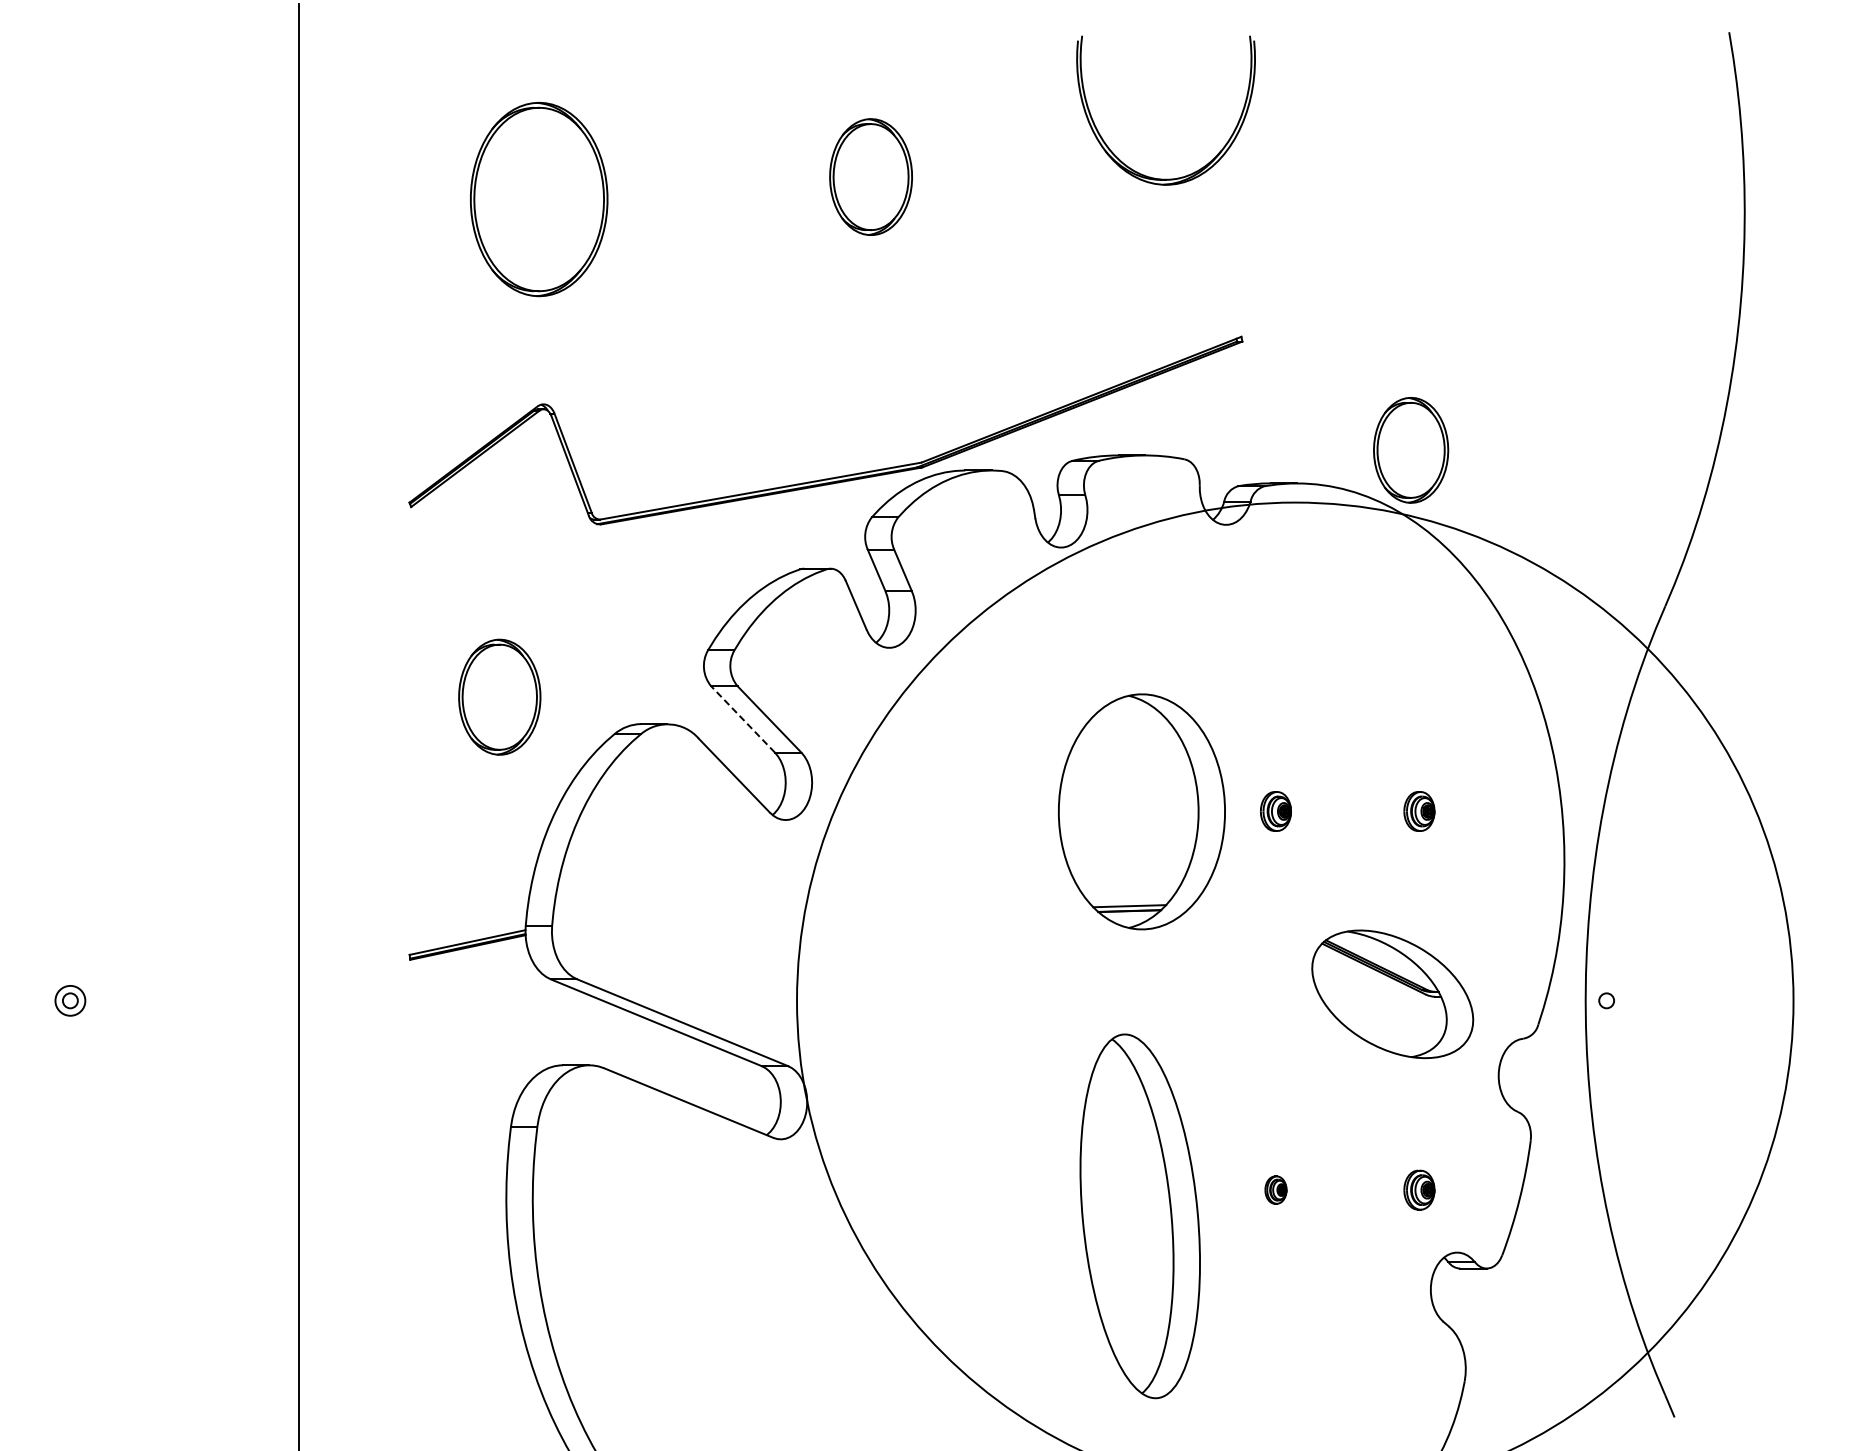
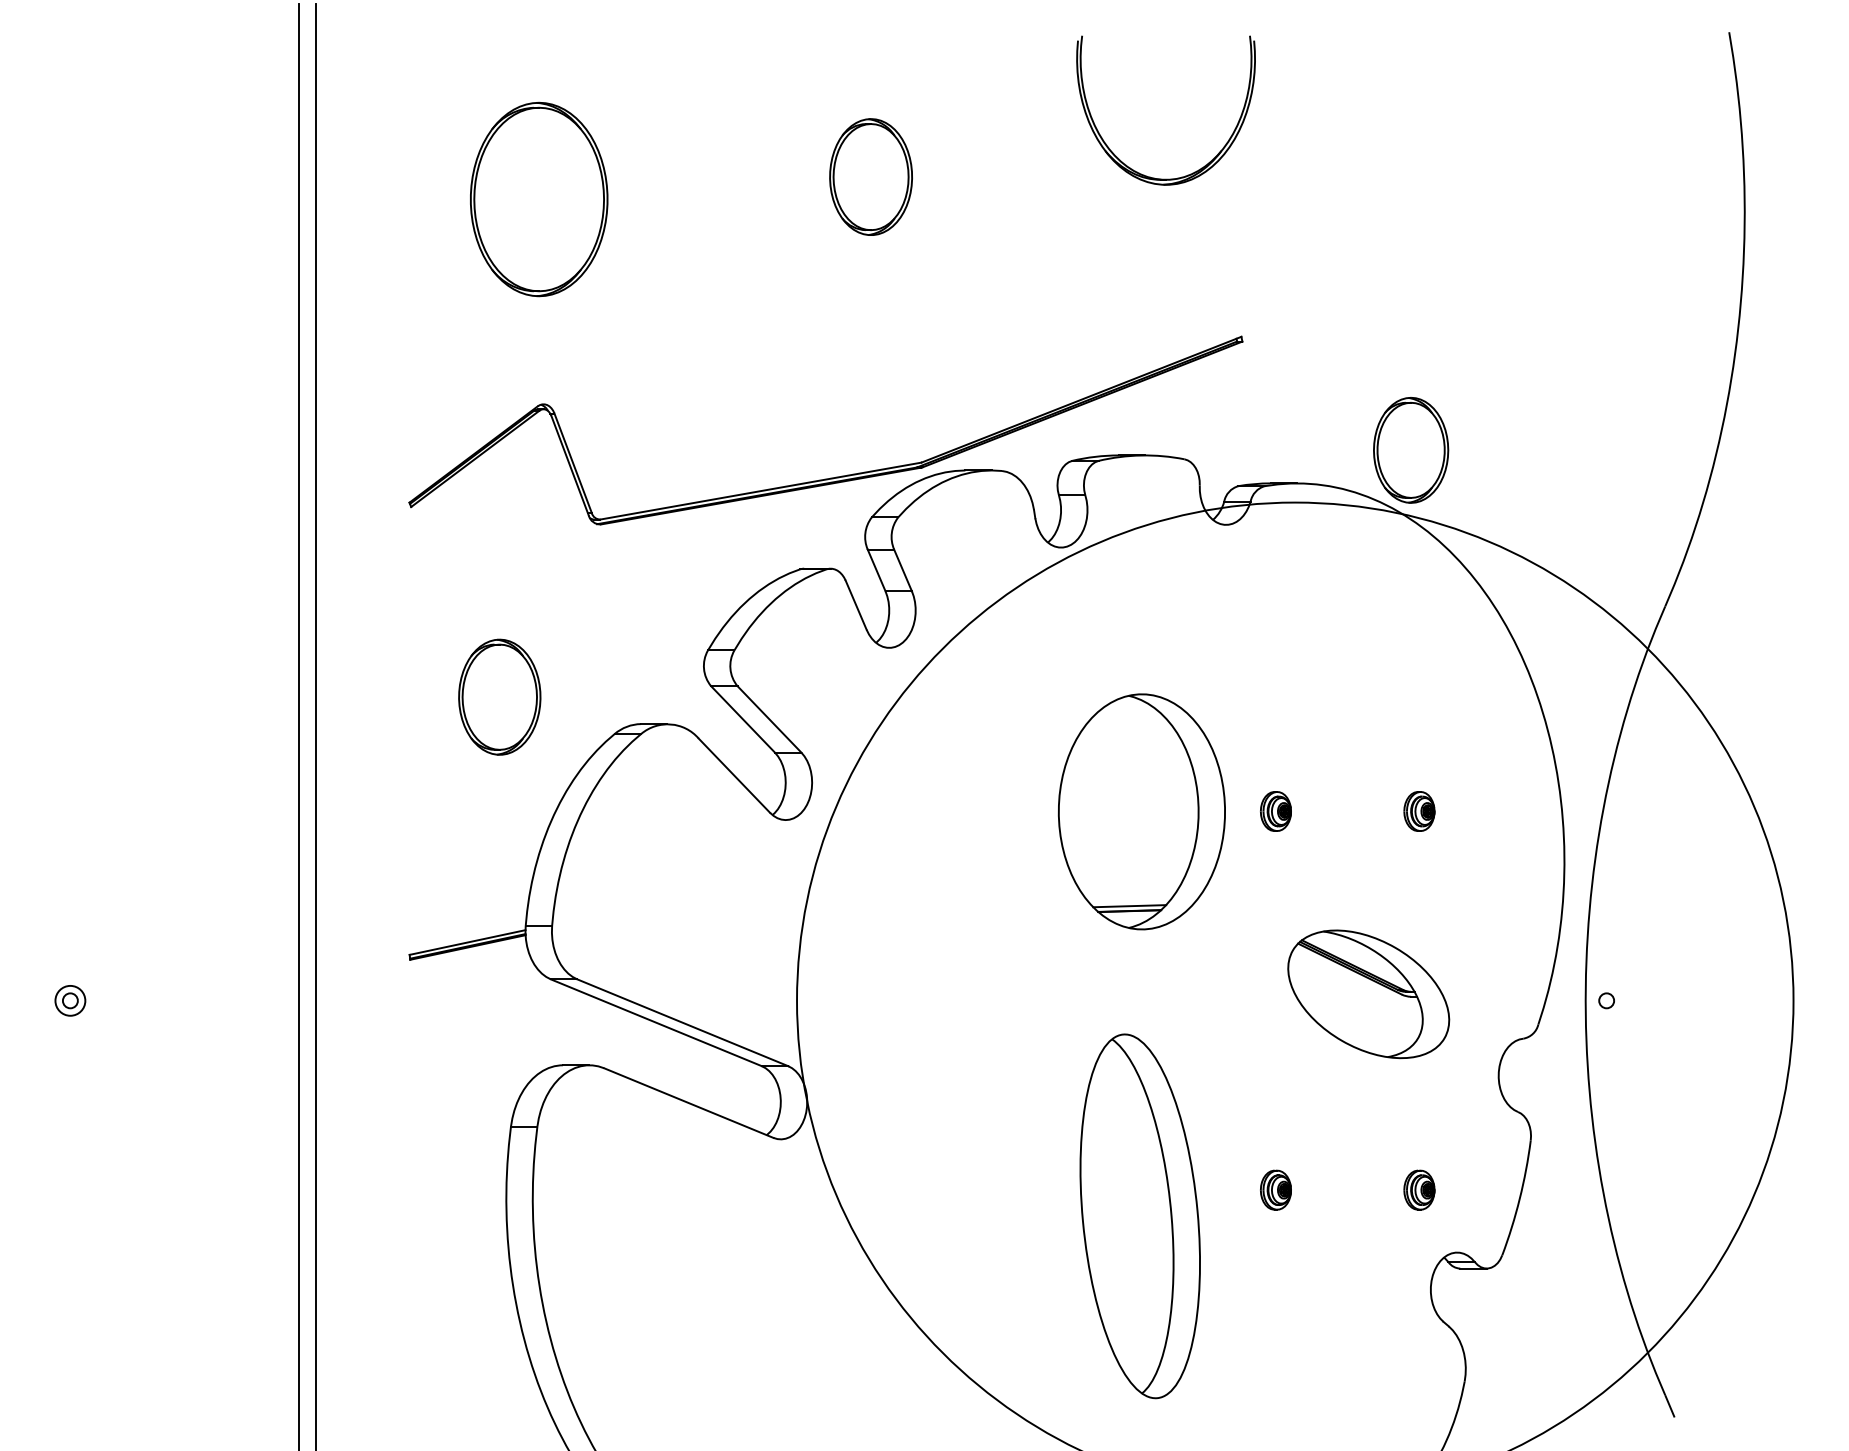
line: dashed -> solid (742, 719)
line: none -> present (316, 725)
part position: (1392, 994) -> (1368, 994) (1368, 994)
part size: 24x30 px -> 32x42 px (1275, 1189)
